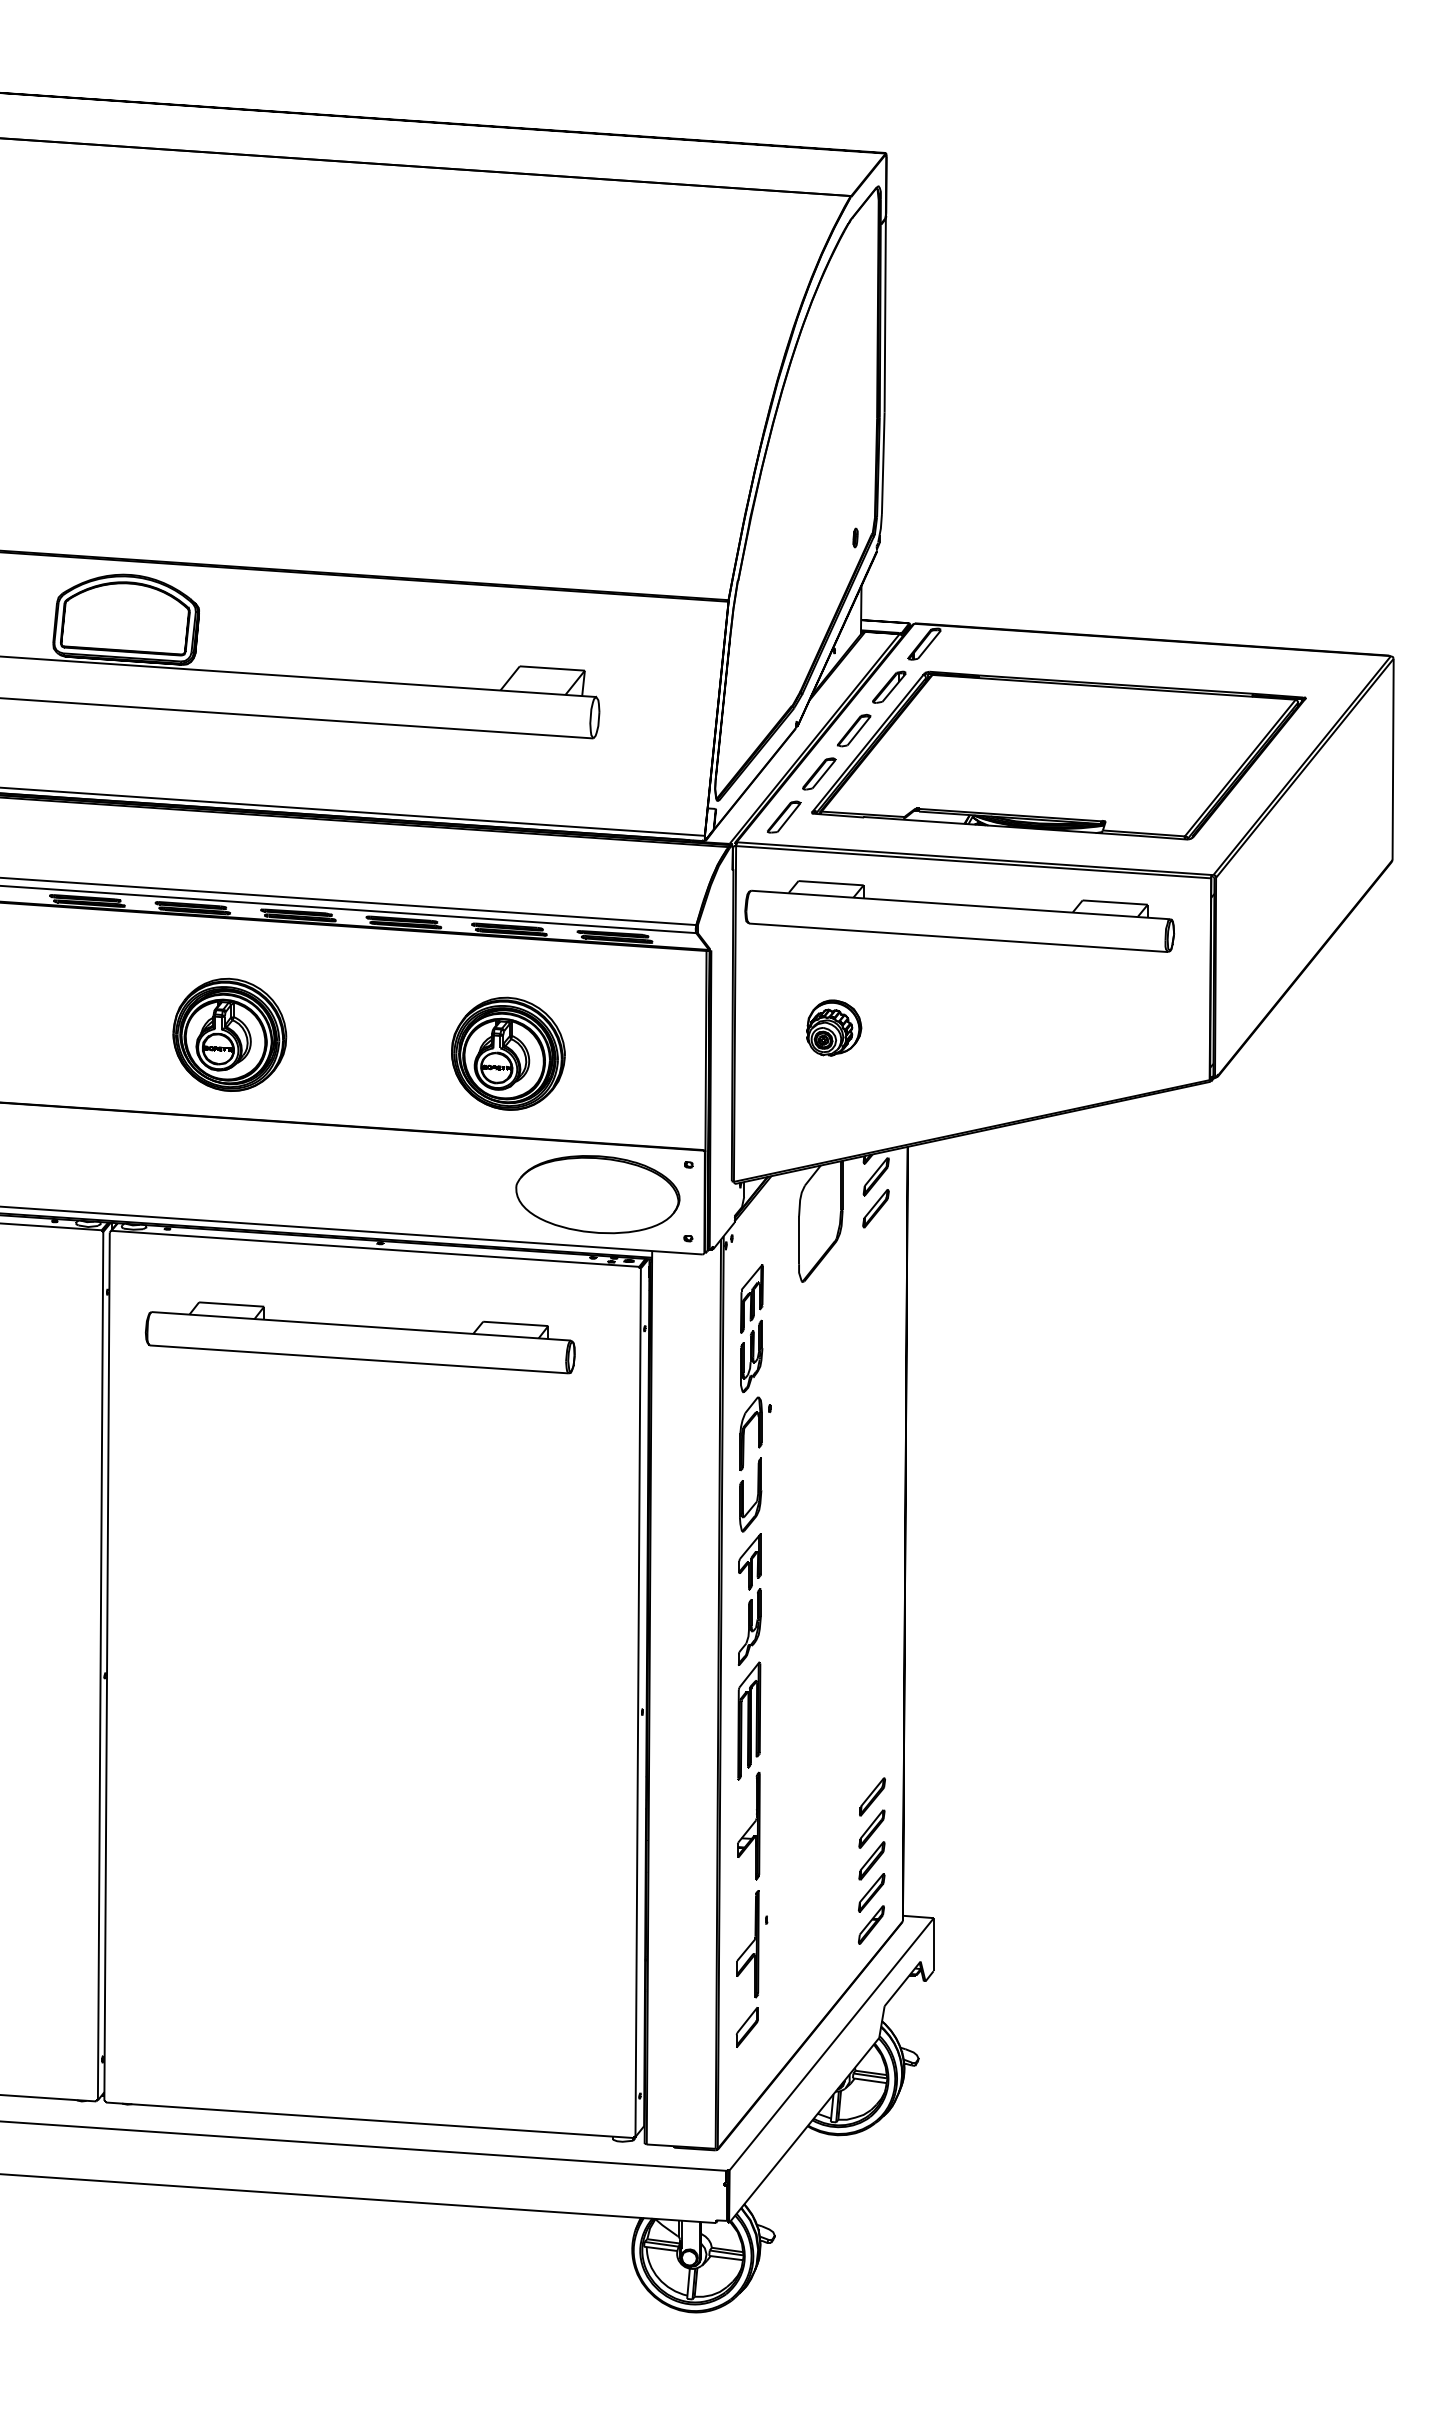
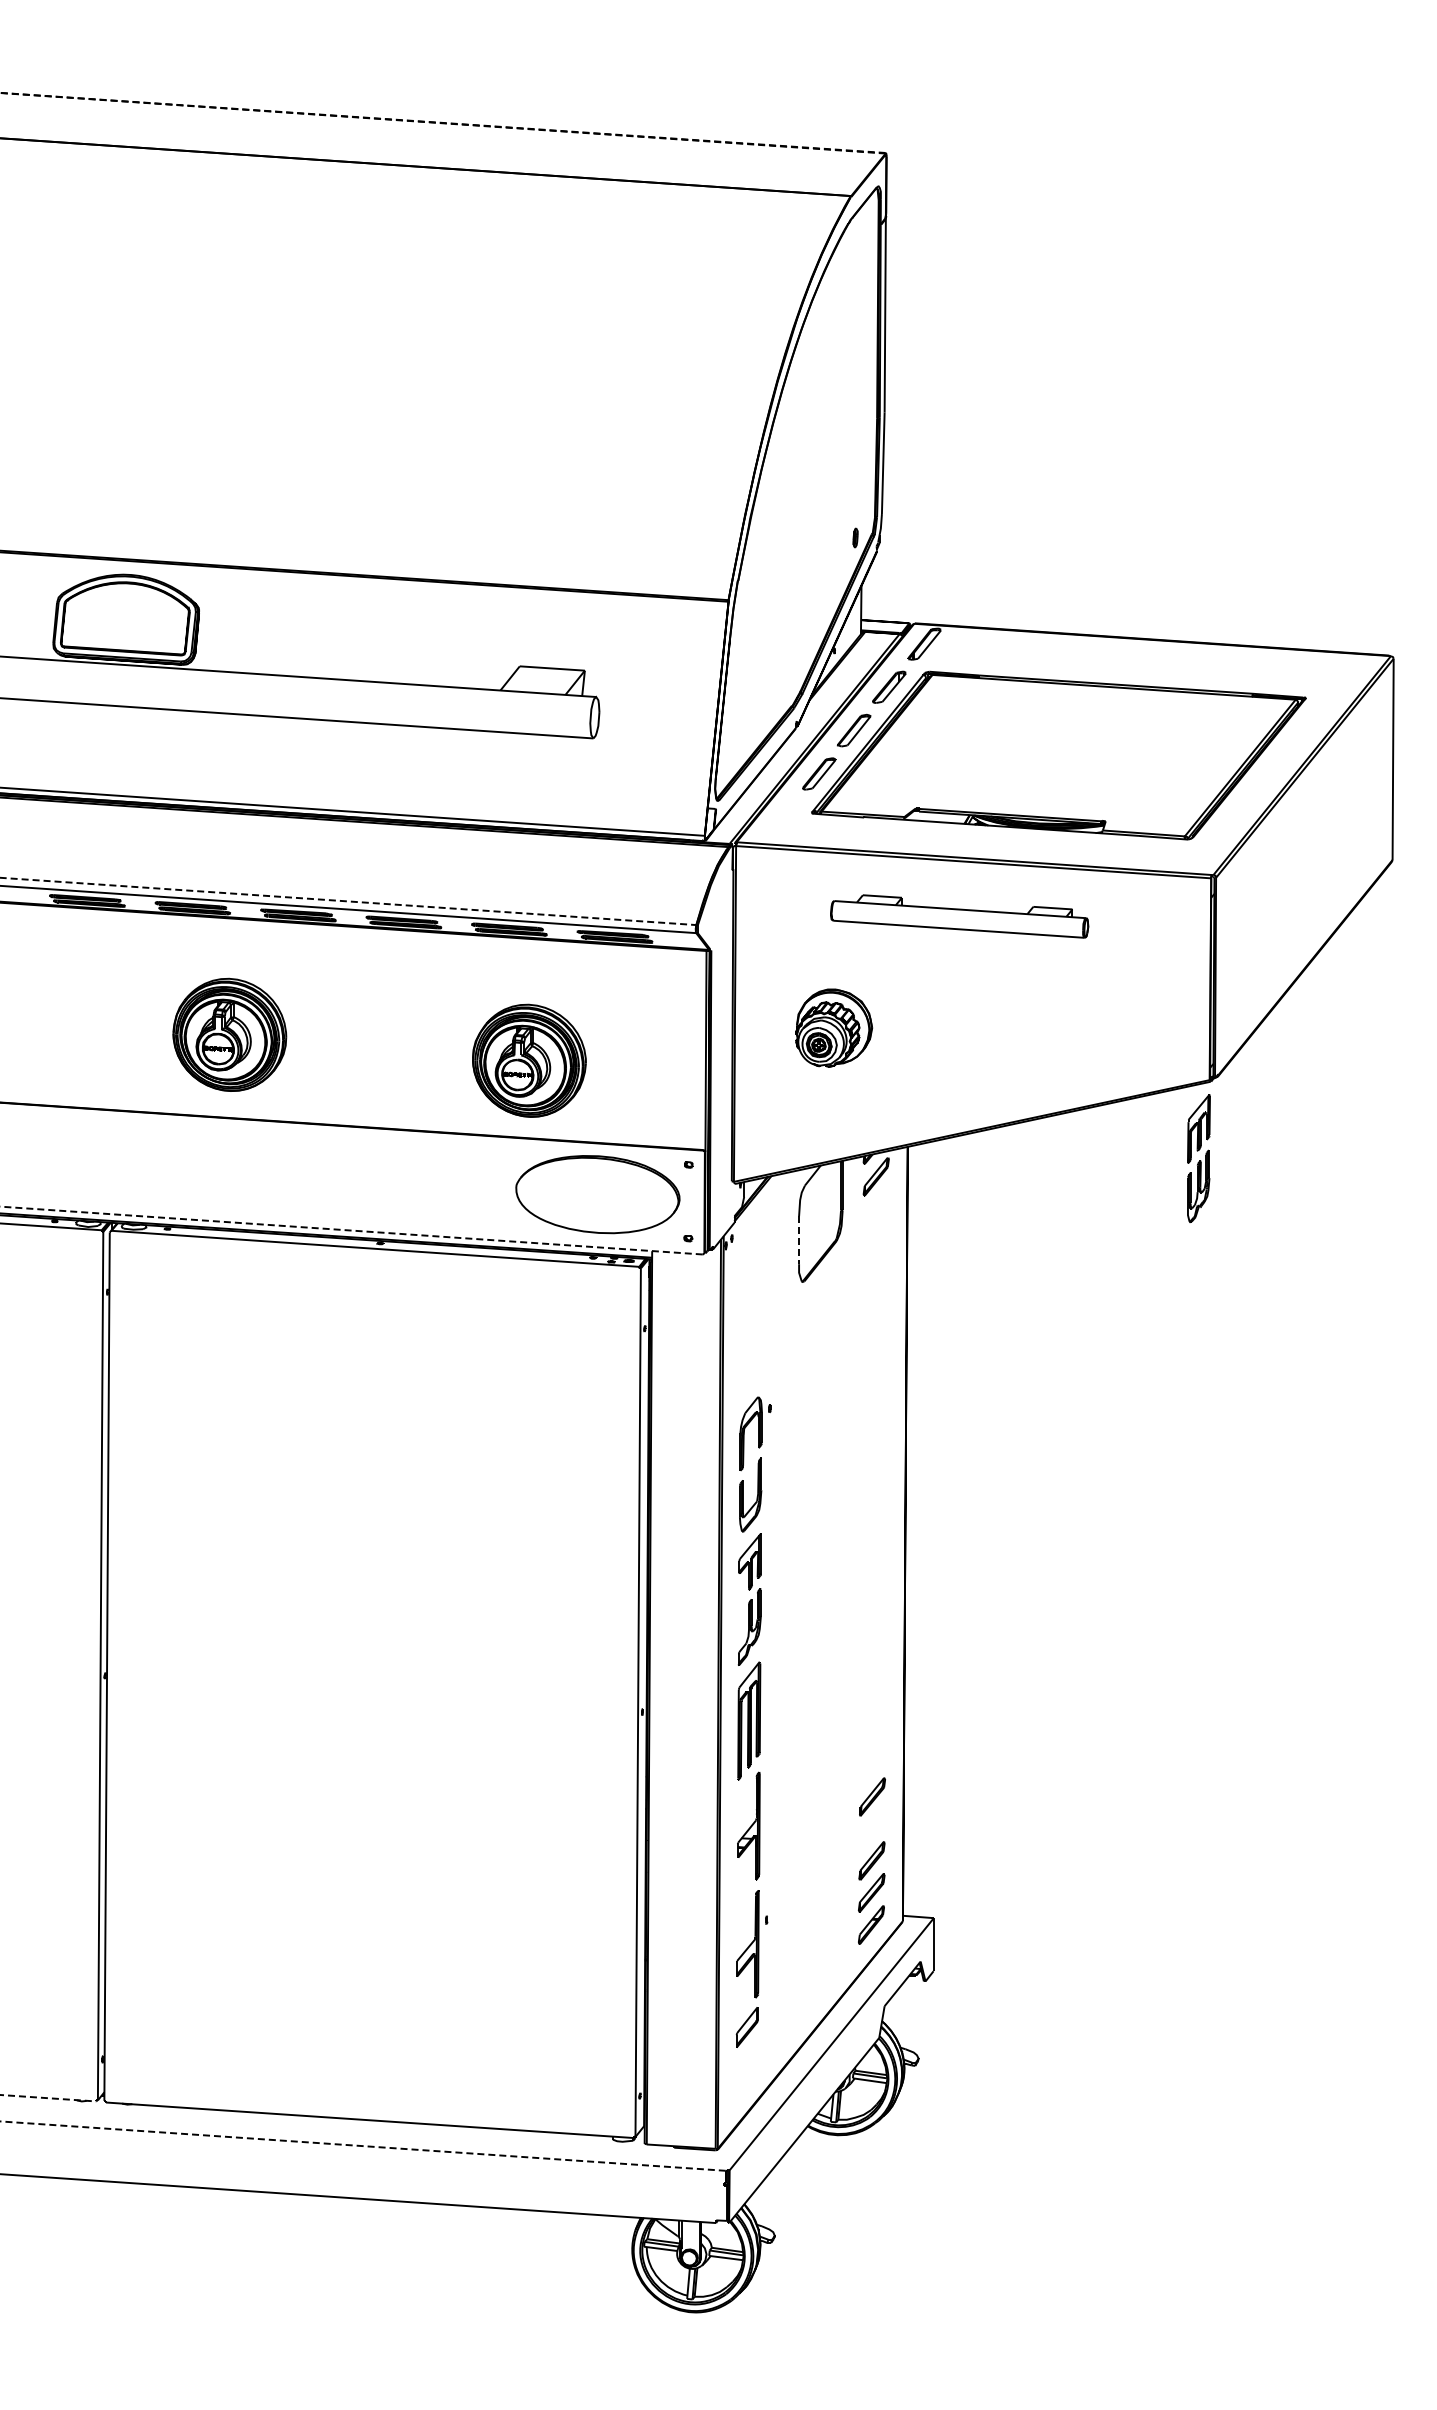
line: solid -> dashed (0, 93)
part: present -> none (784, 816)
line: solid -> dashed (349, 901)
part size: 431x73 px -> 260x45 px (959, 916)
part size: 57x58 px -> 79x80 px (834, 1027)
part position: (508, 1053) -> (529, 1060) (529, 1060)
part: present -> none (875, 1208)
line: solid -> dashed (351, 1230)
line: solid -> dashed (799, 1240)
part position: (751, 1328) -> (1198, 1158) (1198, 1158)
part: present -> none (360, 1337)
part: present -> none (871, 1828)
line: solid -> dashed (48, 2098)
line: solid -> dashed (363, 2146)
